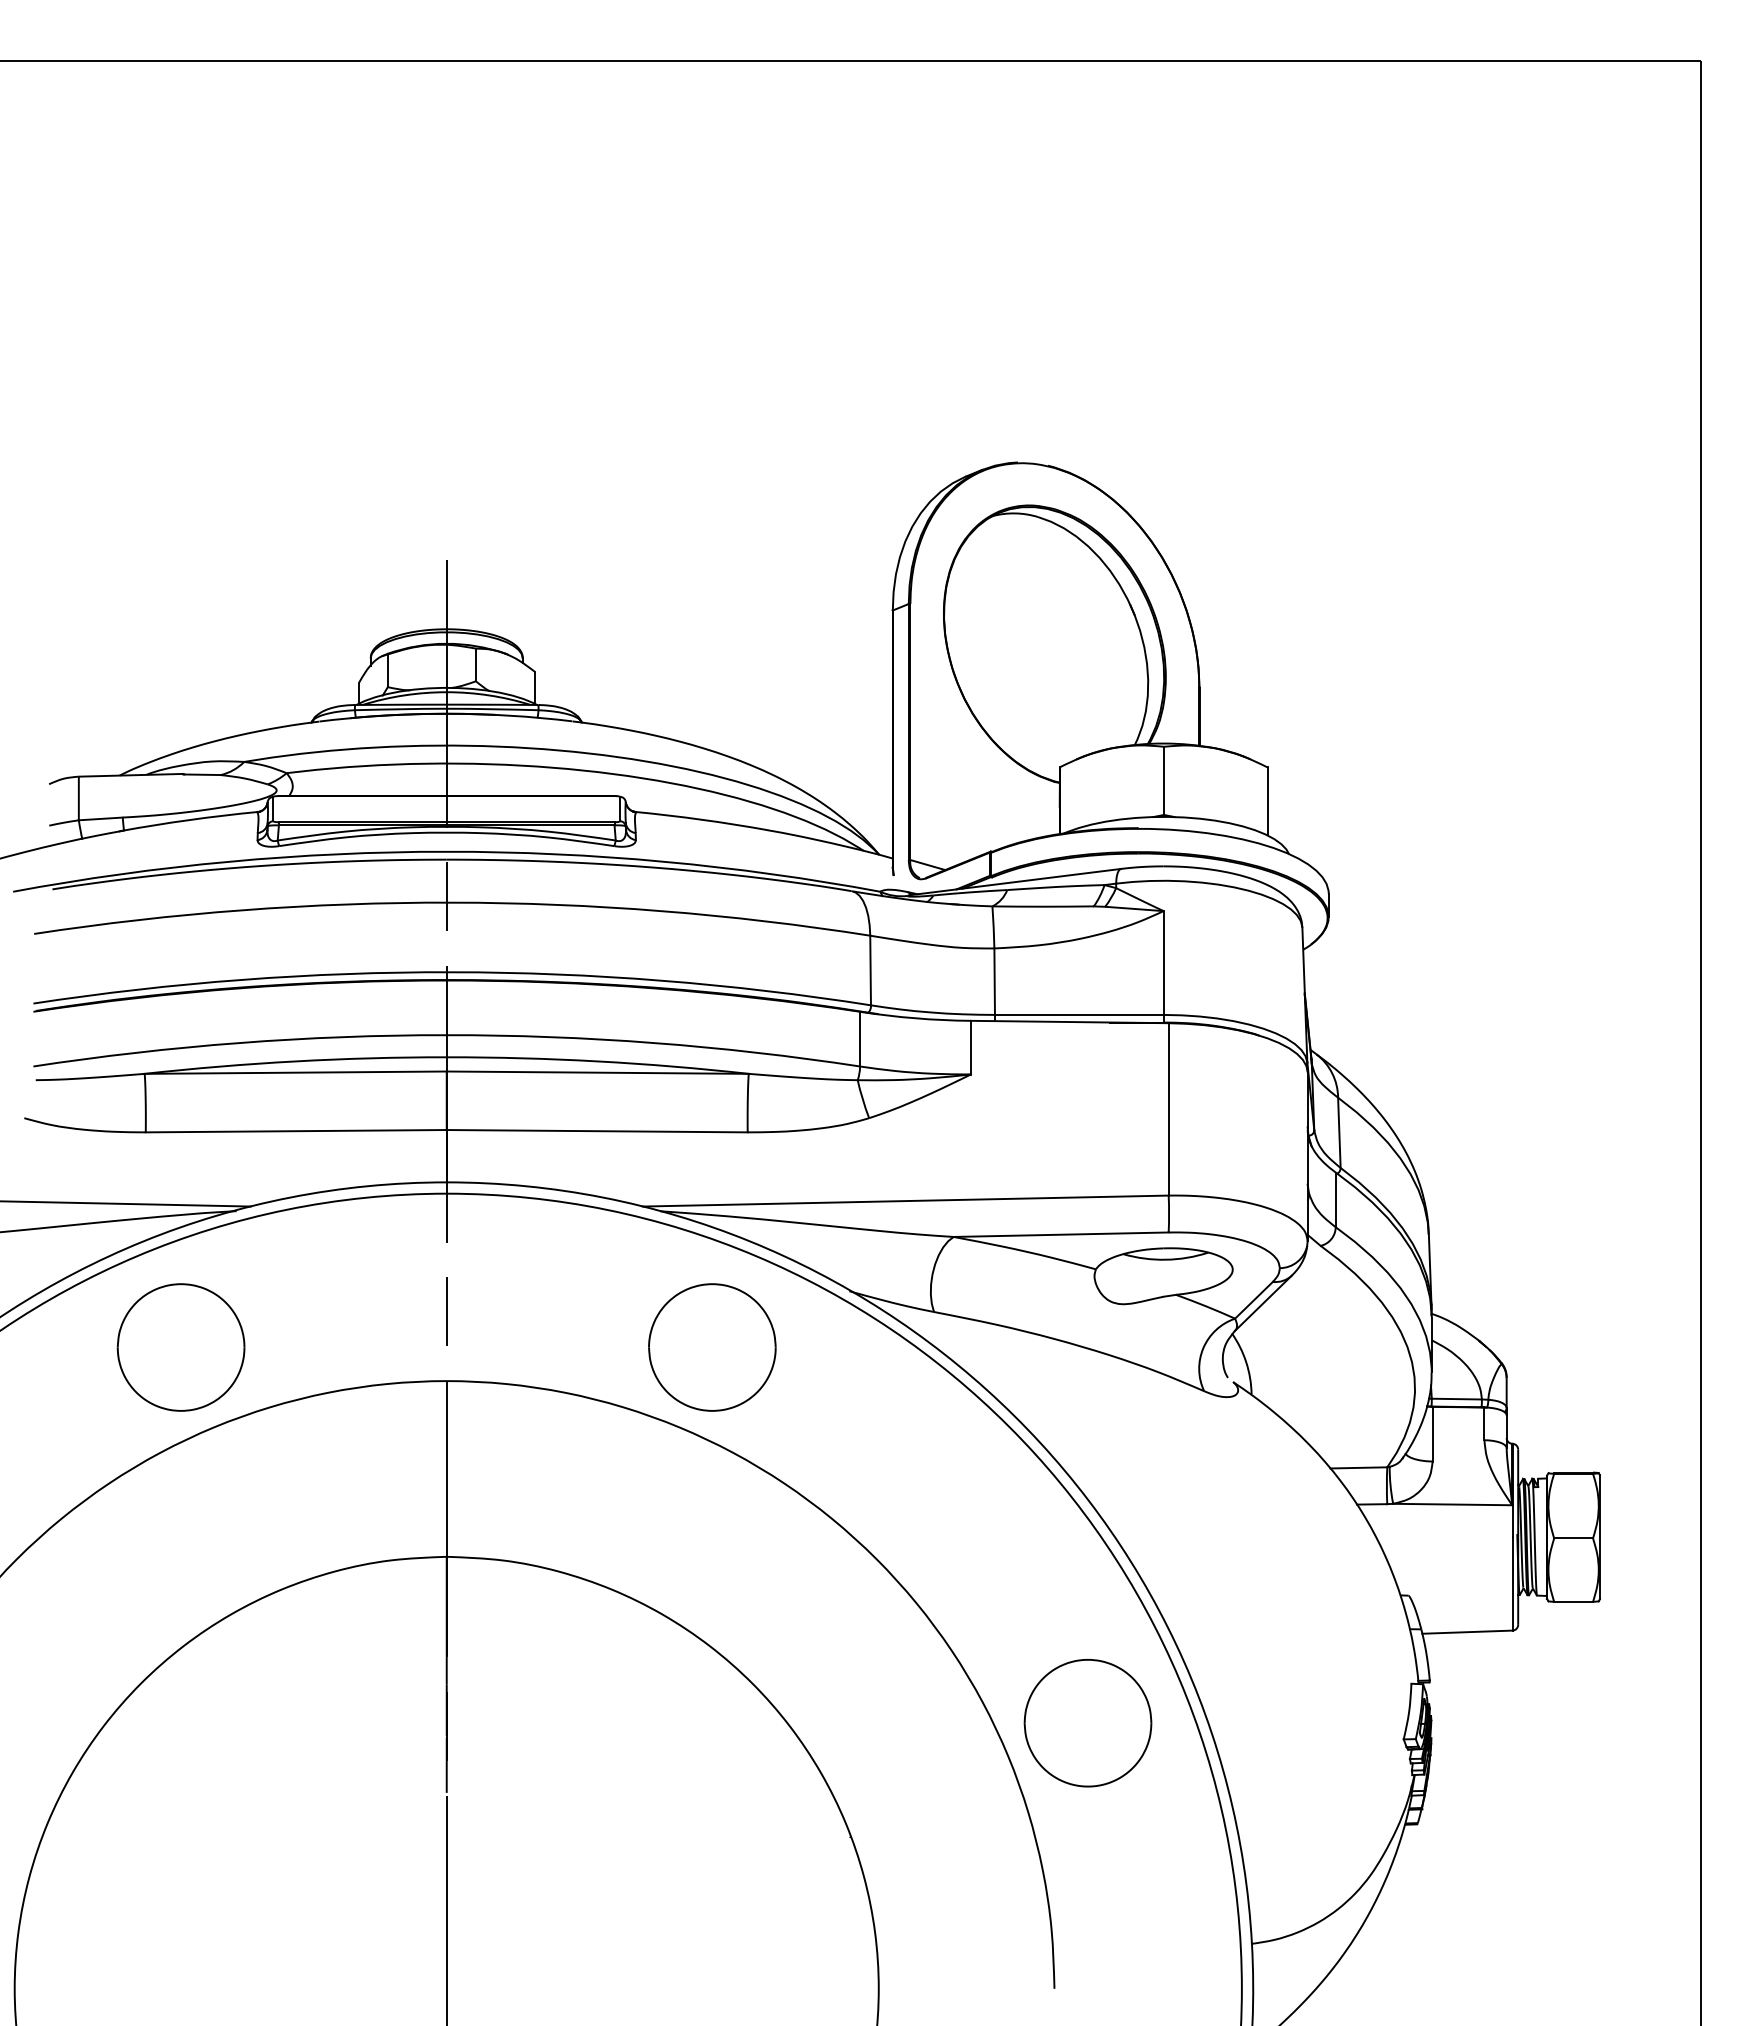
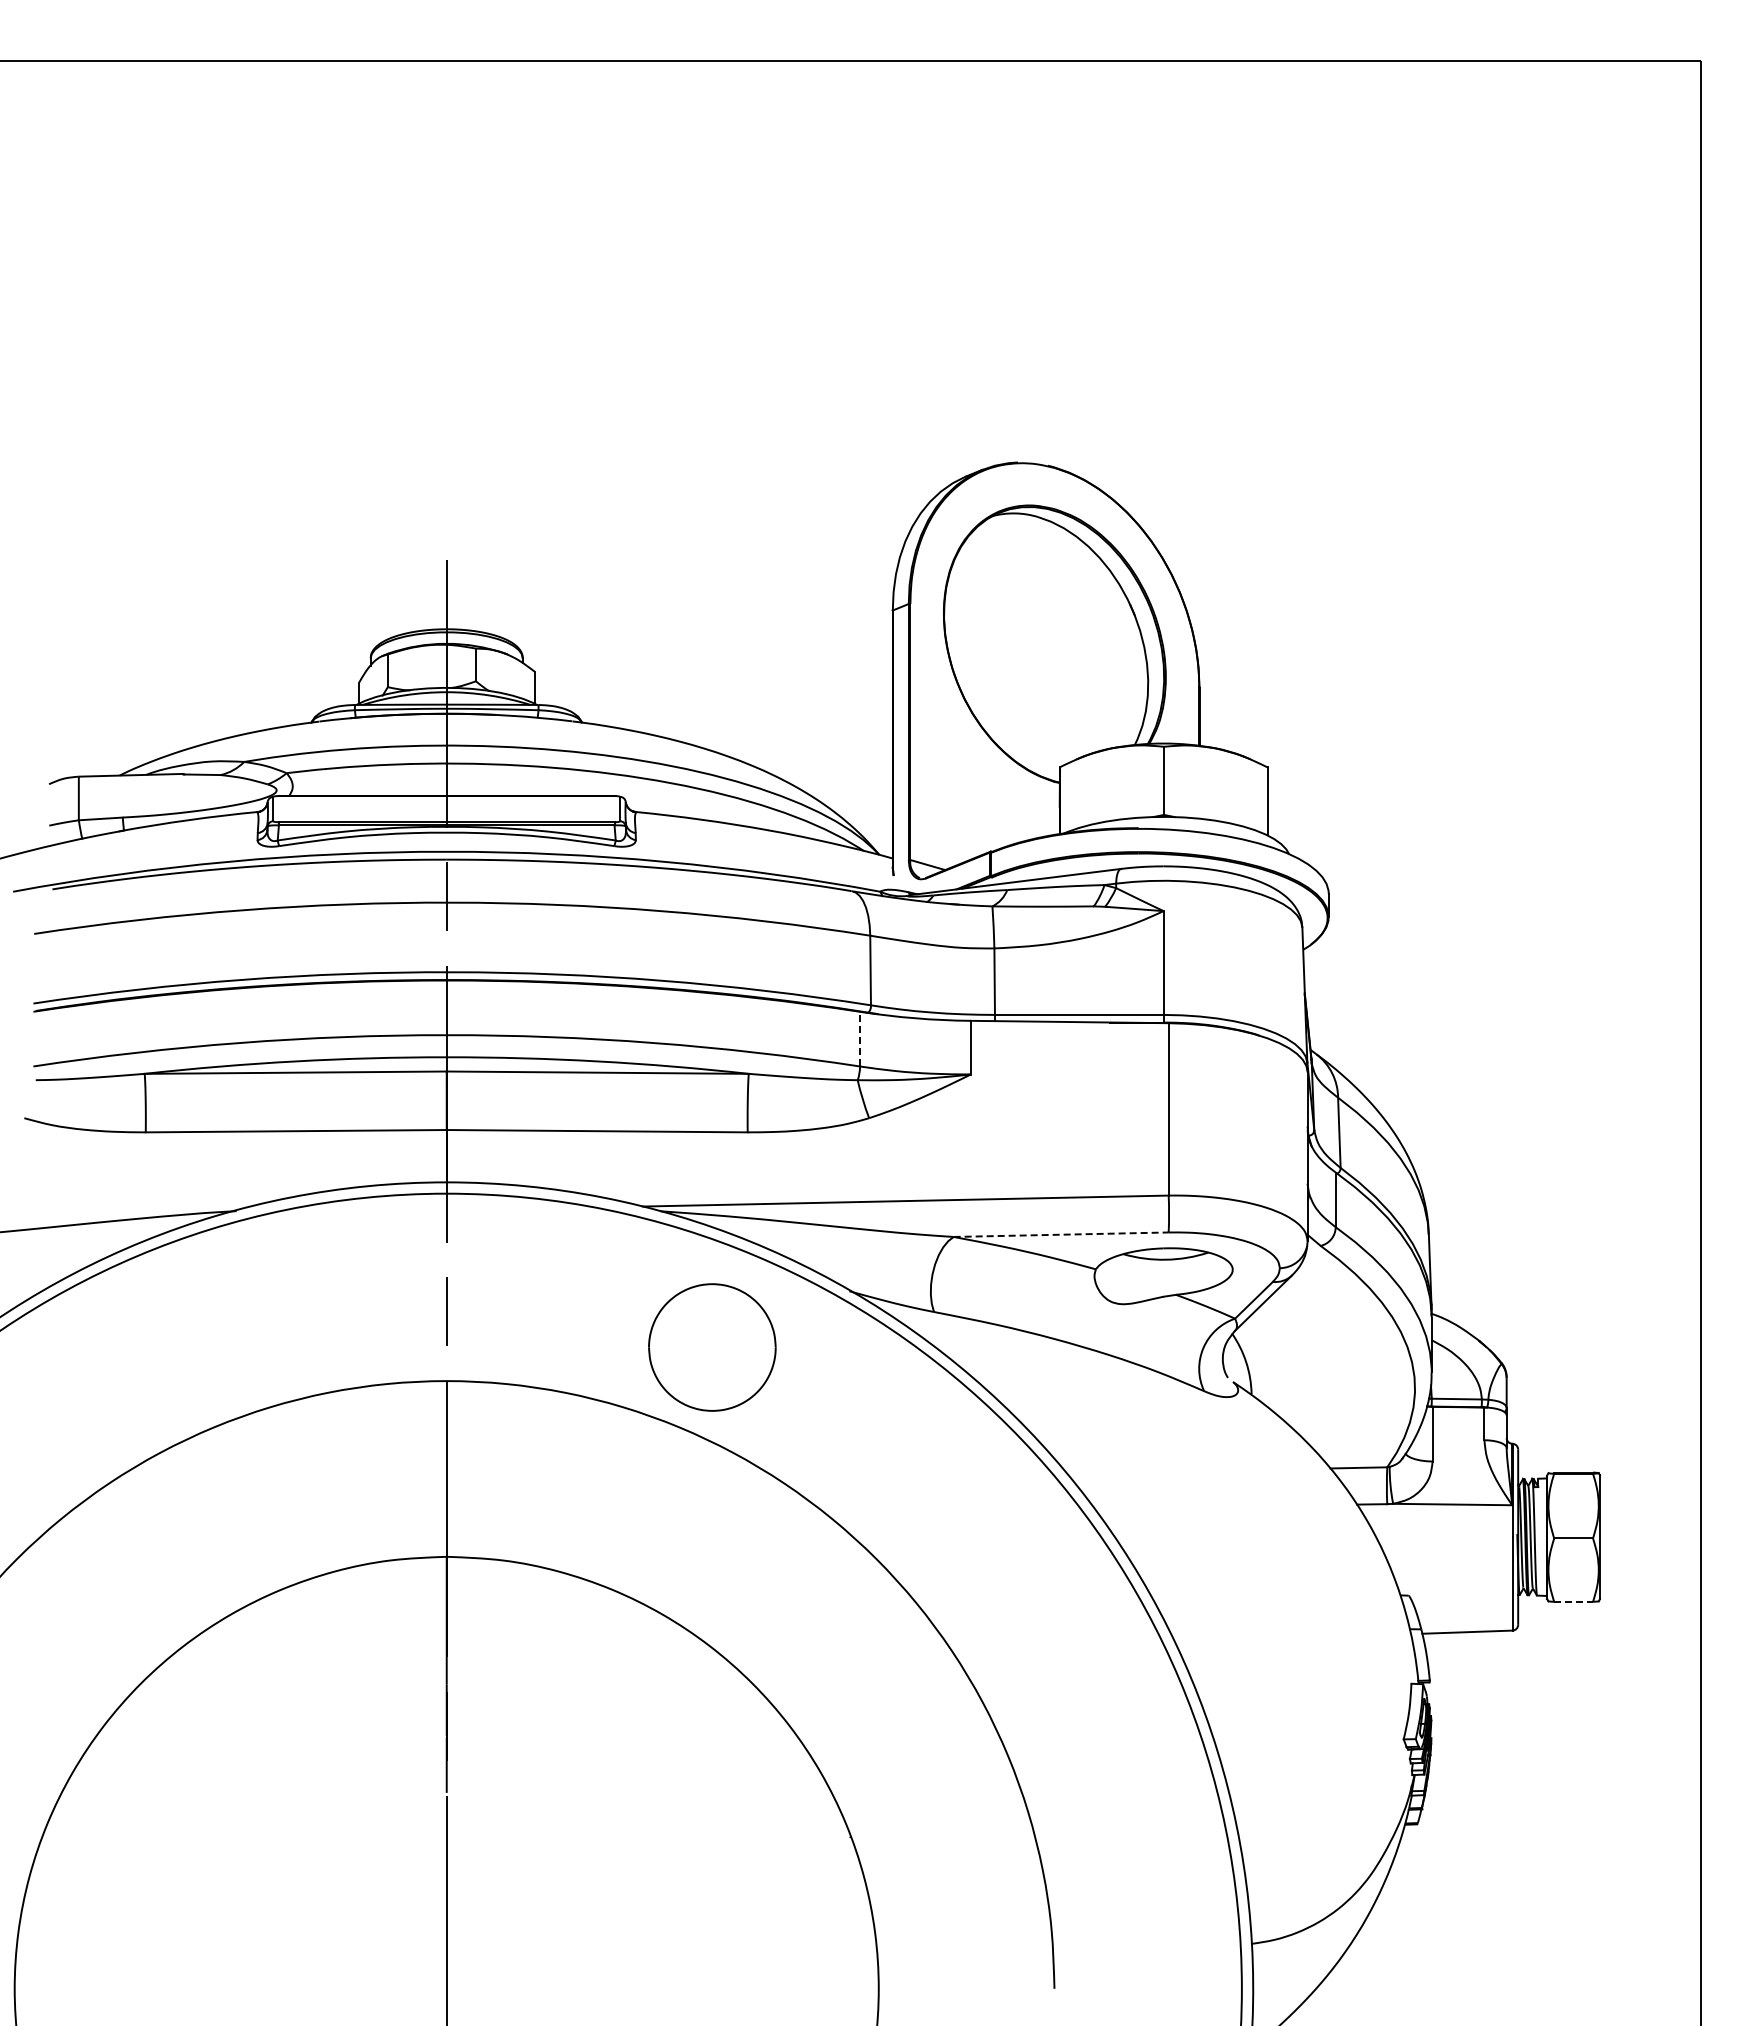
line: solid -> dashed (860, 1038)
line: present -> none (126, 1203)
line: solid -> dashed (1061, 1234)
part: present -> none (180, 1347)
line: solid -> dashed (1574, 1601)
part: present -> none (1087, 1723)
